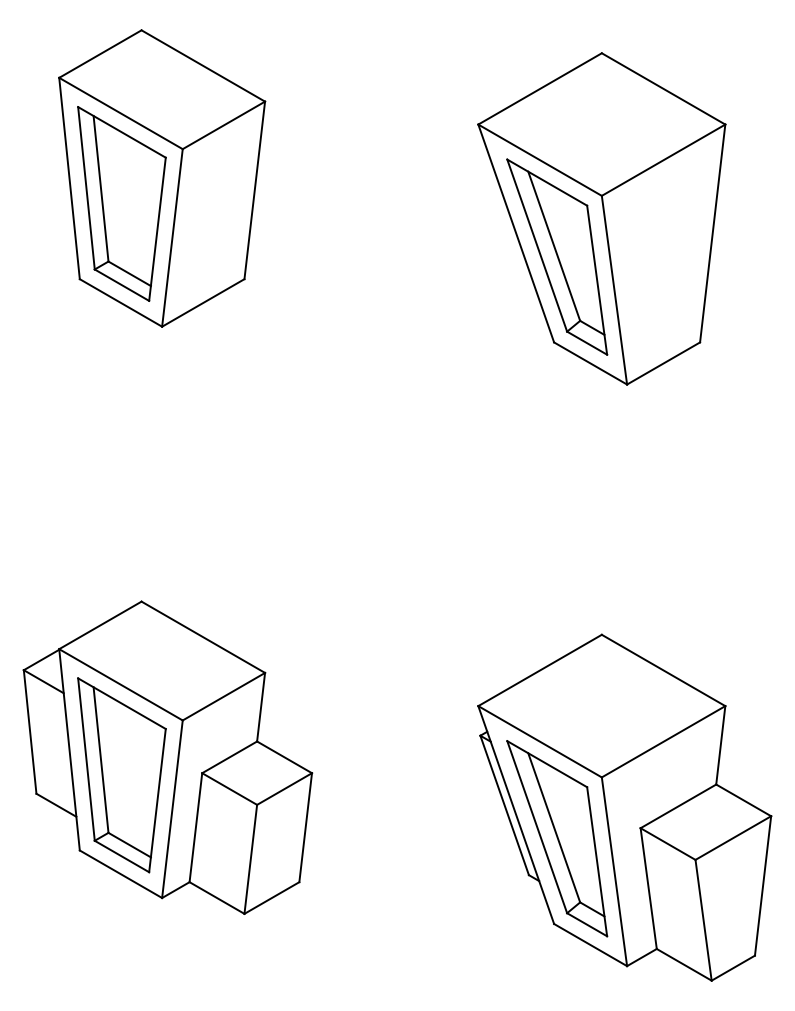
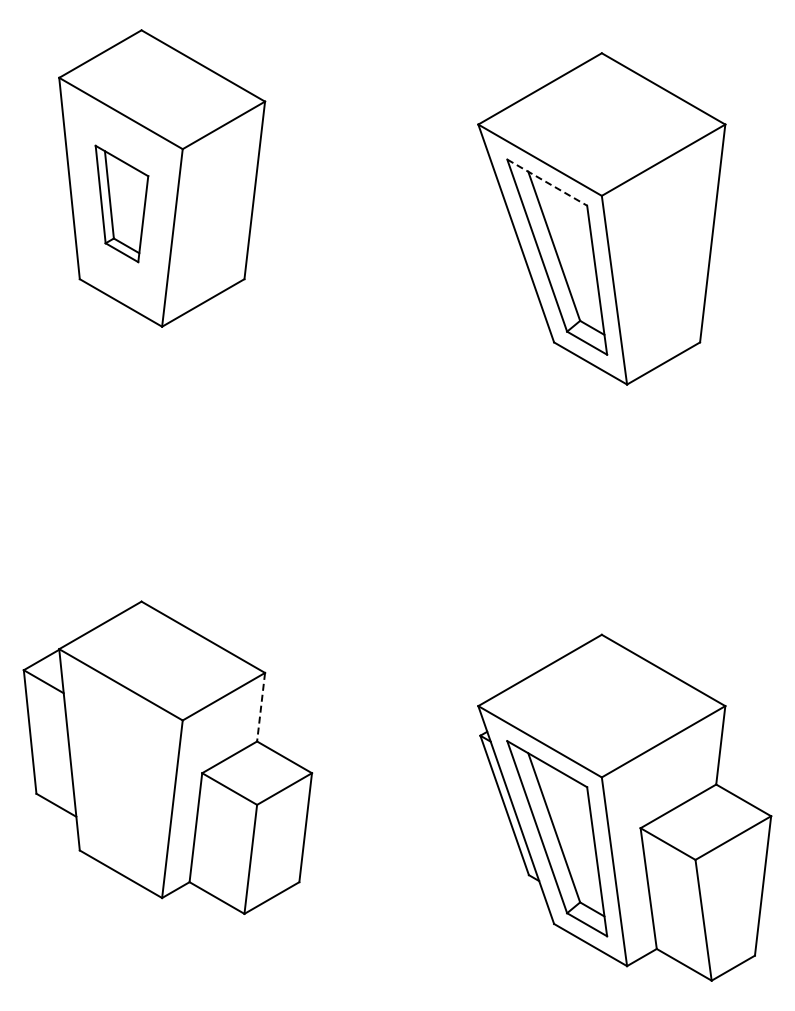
line: solid -> dashed (547, 182)
part size: 90x196 px -> 56x120 px (121, 203)
line: solid -> dashed (261, 707)
part: present -> none (121, 775)
